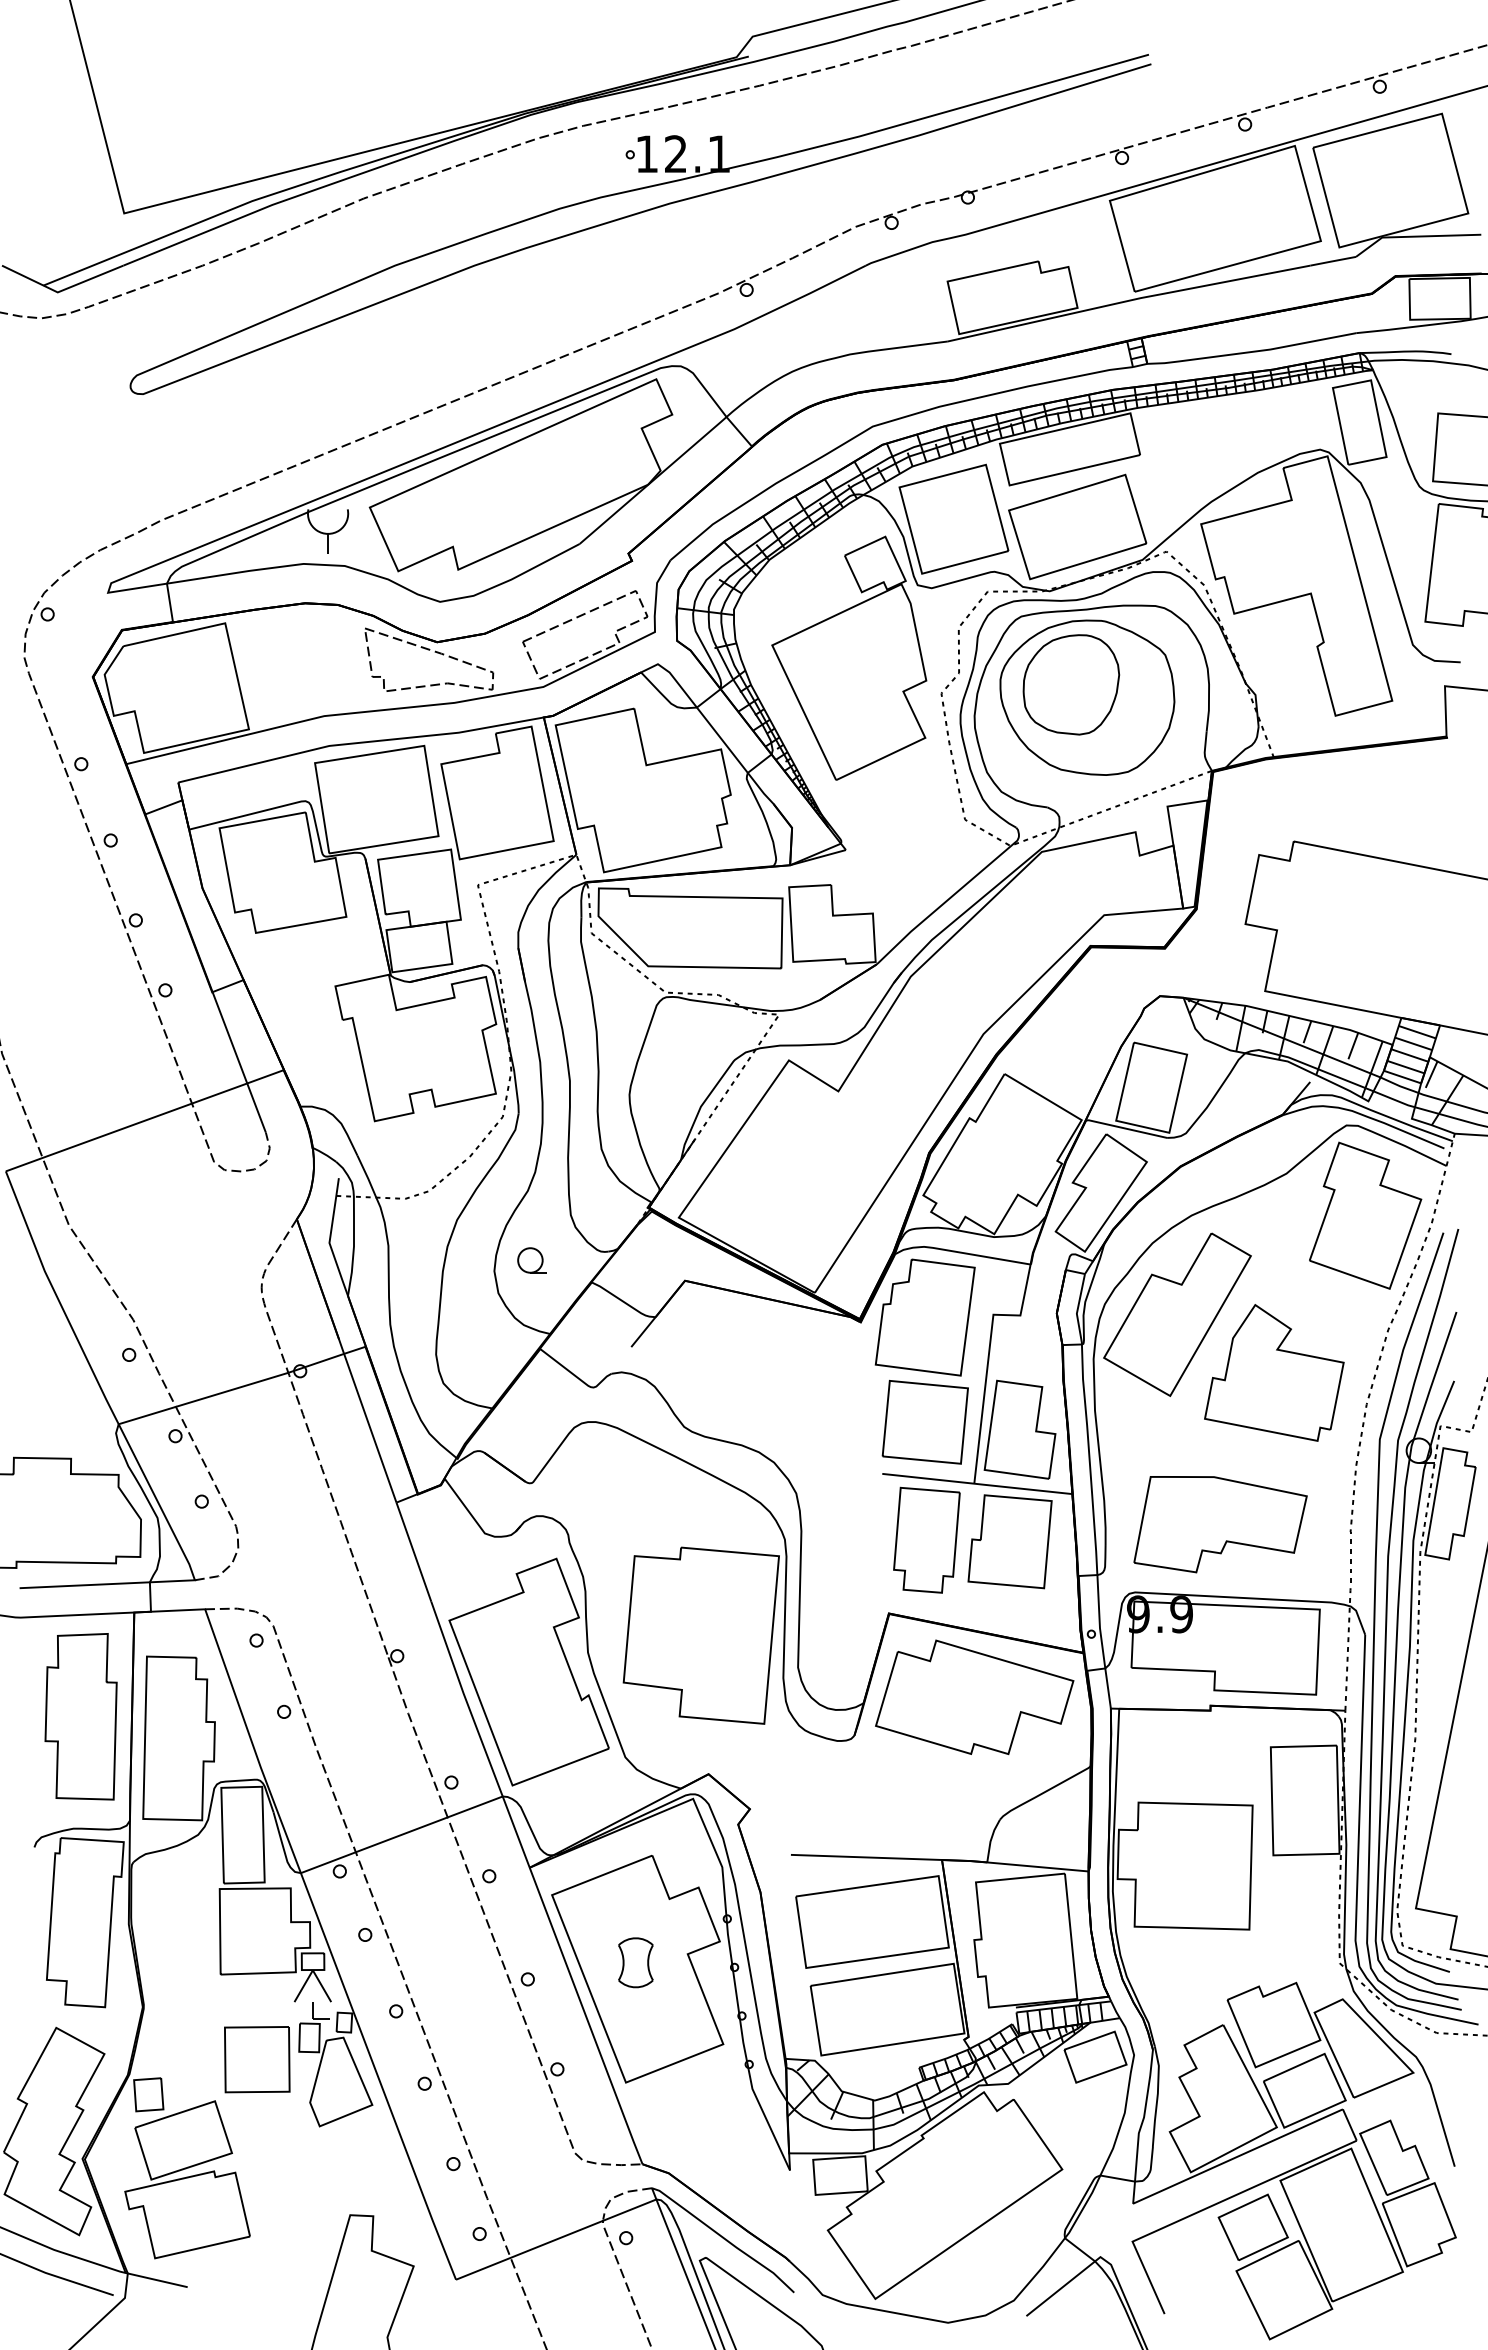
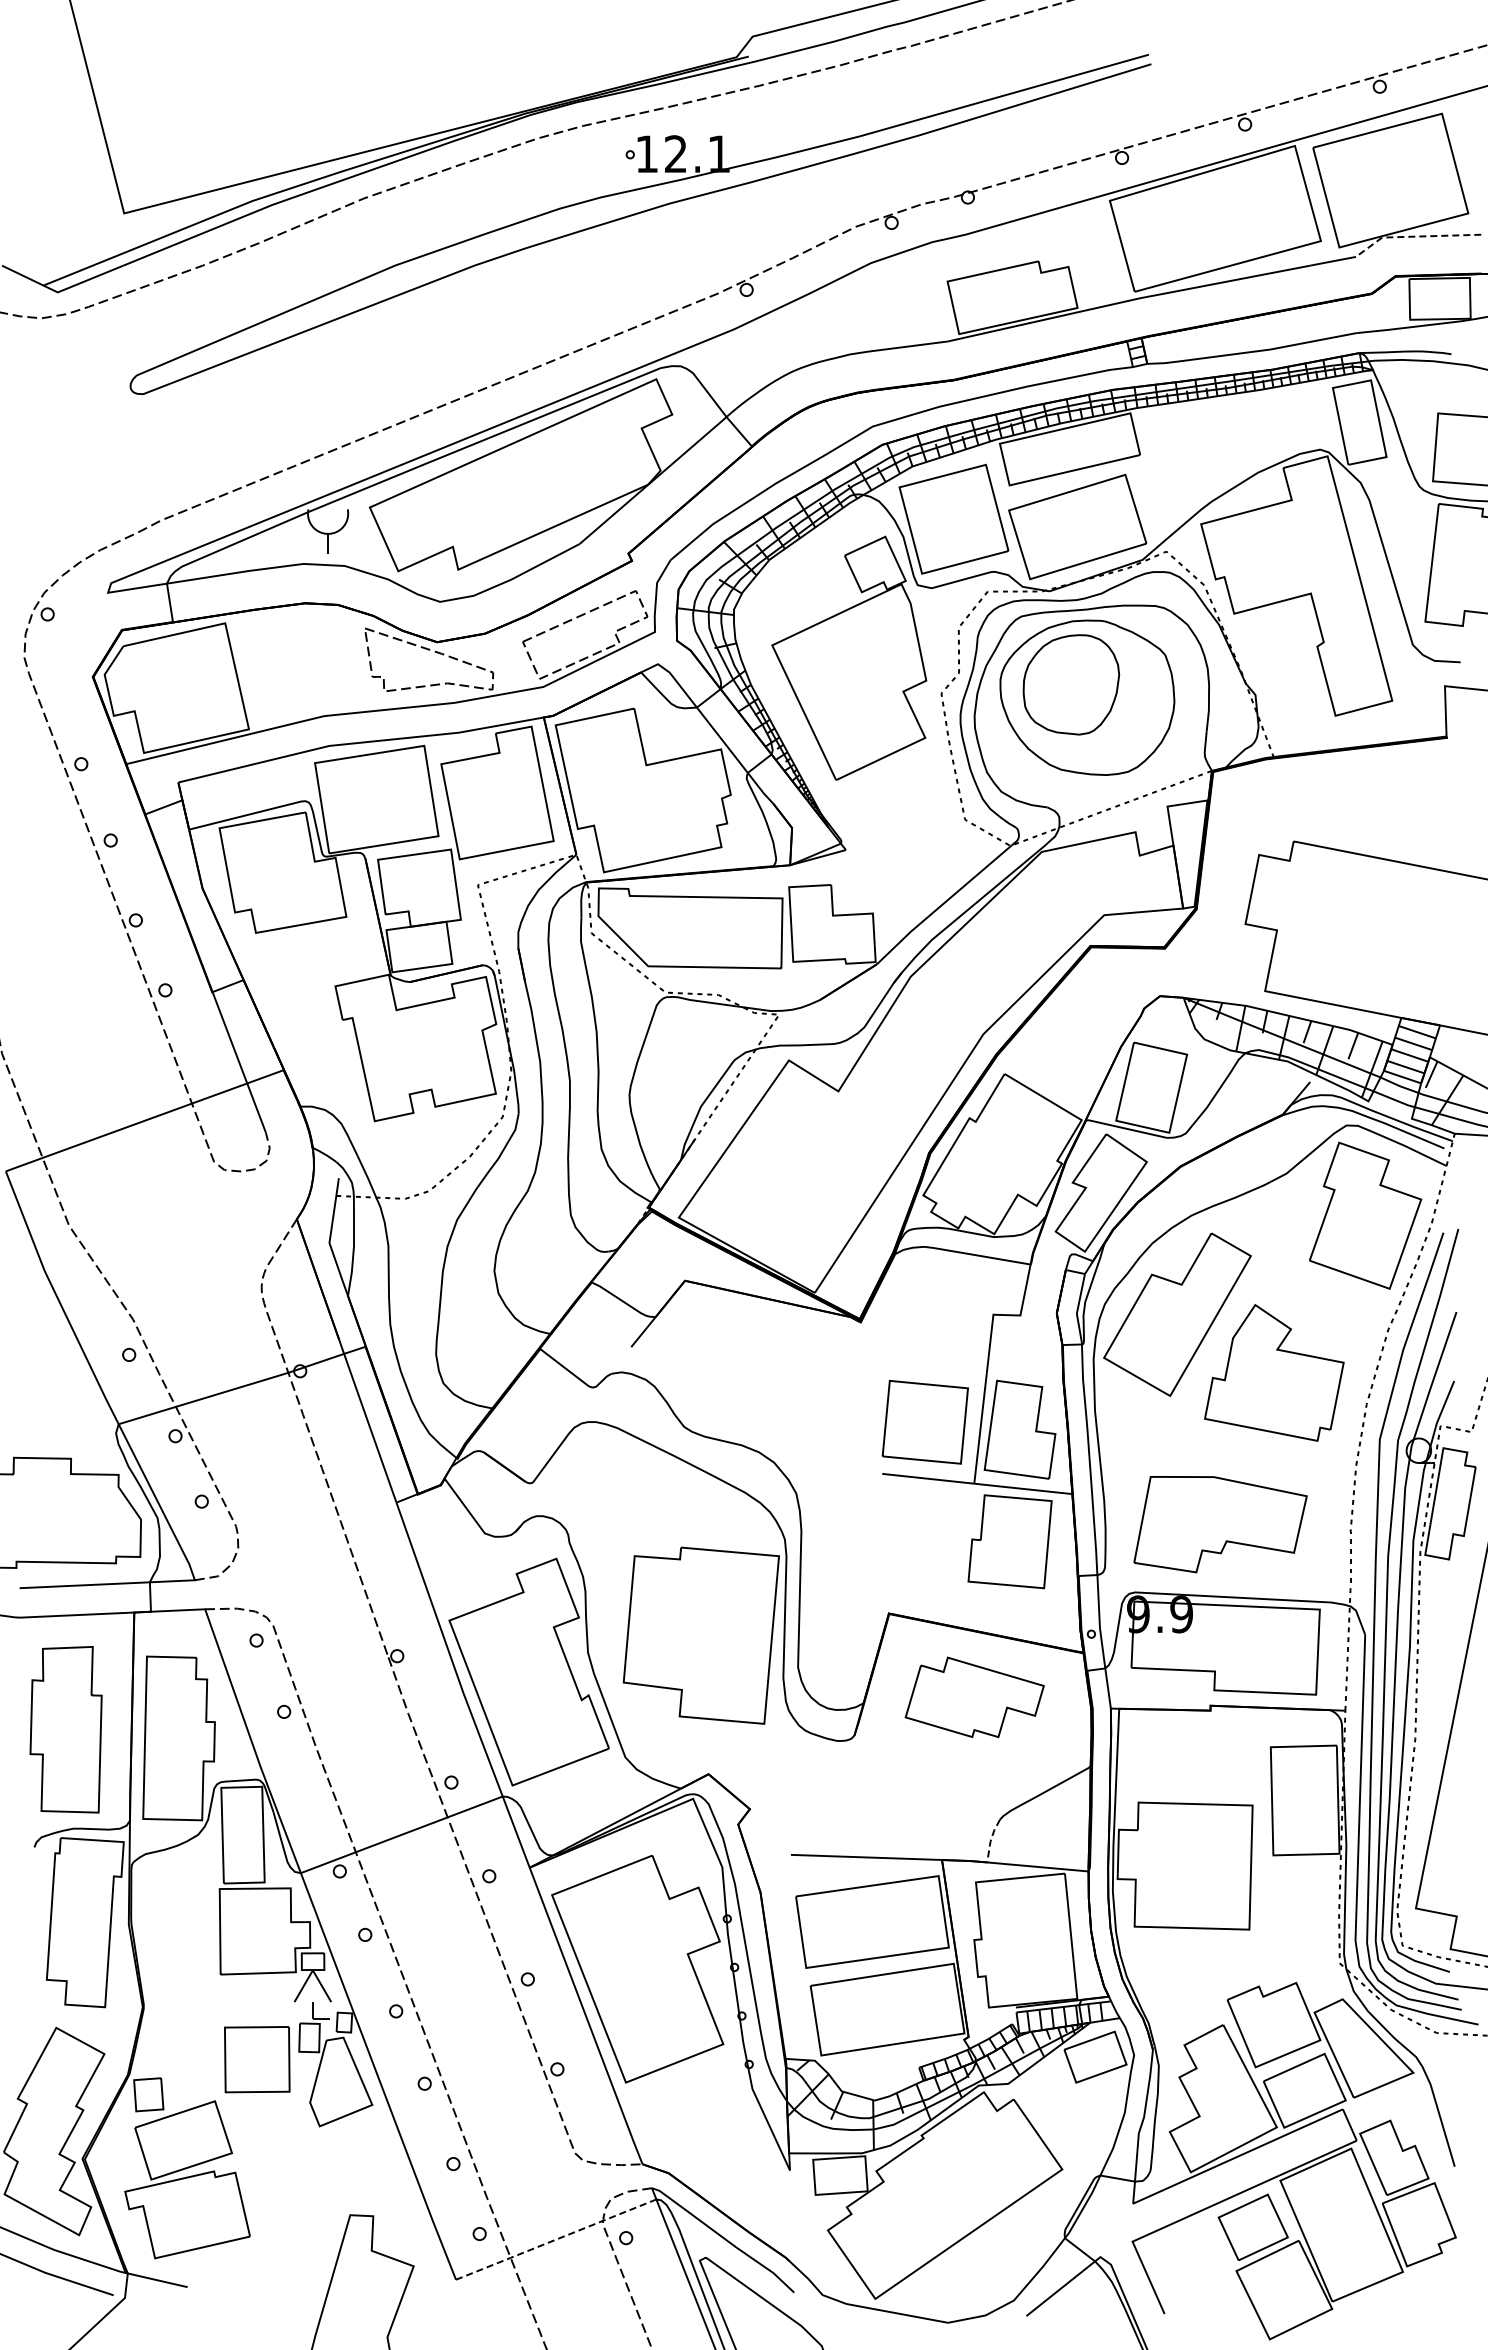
line: solid -> dashed (1414, 236)
part: present -> none (531, 1260)
part: present -> none (924, 1317)
part: present -> none (926, 1539)
part size: 200x117 px -> 141x83 px (974, 1697)
part position: (80, 1716) -> (65, 1729) (65, 1729)
line: solid -> dashed (991, 1839)
part: present -> none (635, 1962)
line: solid -> dashed (556, 2239)
